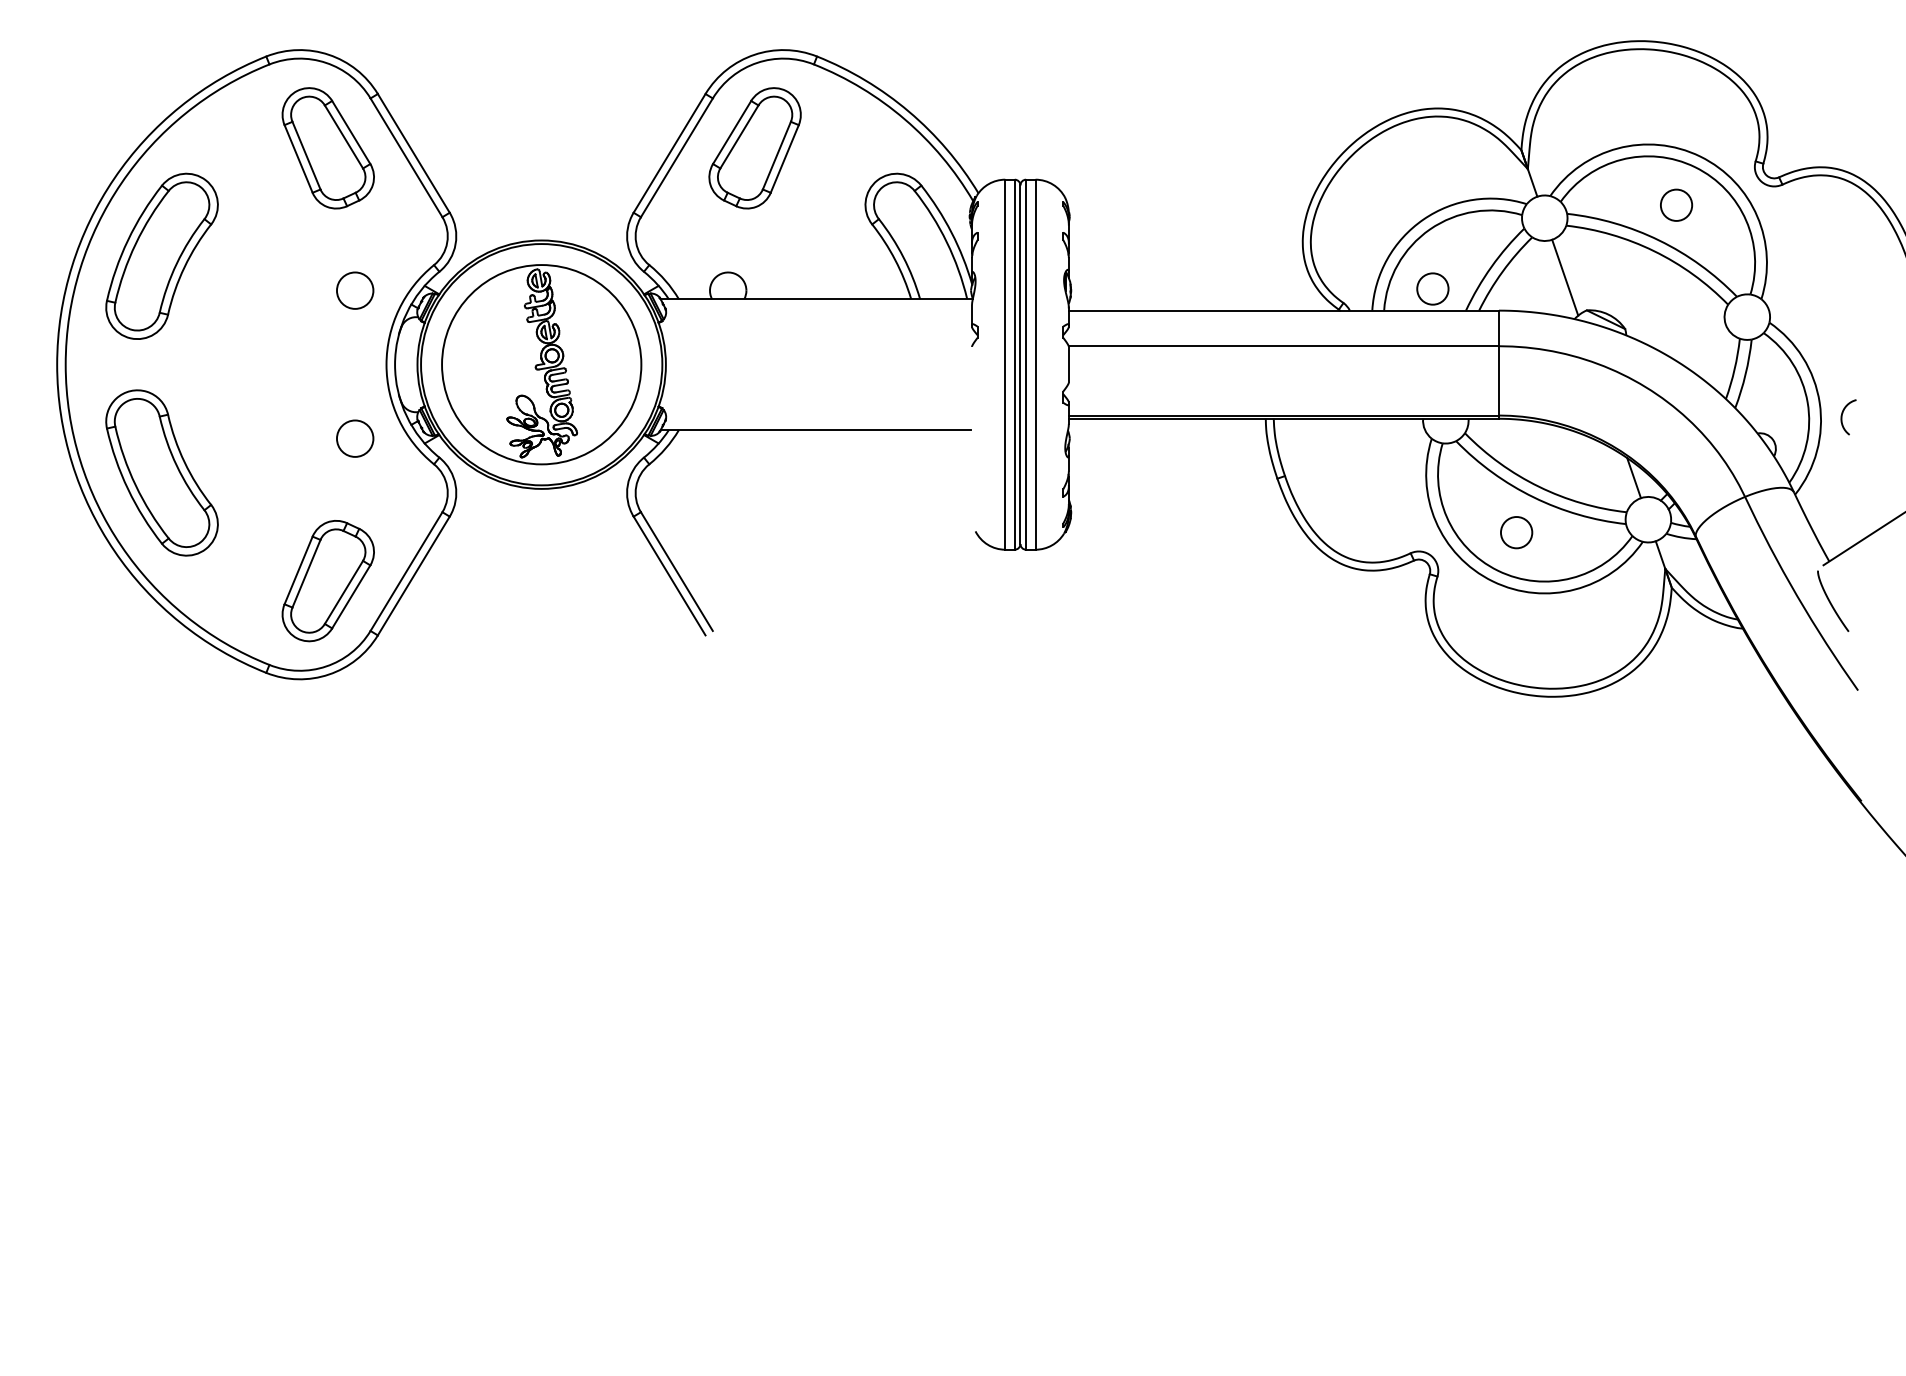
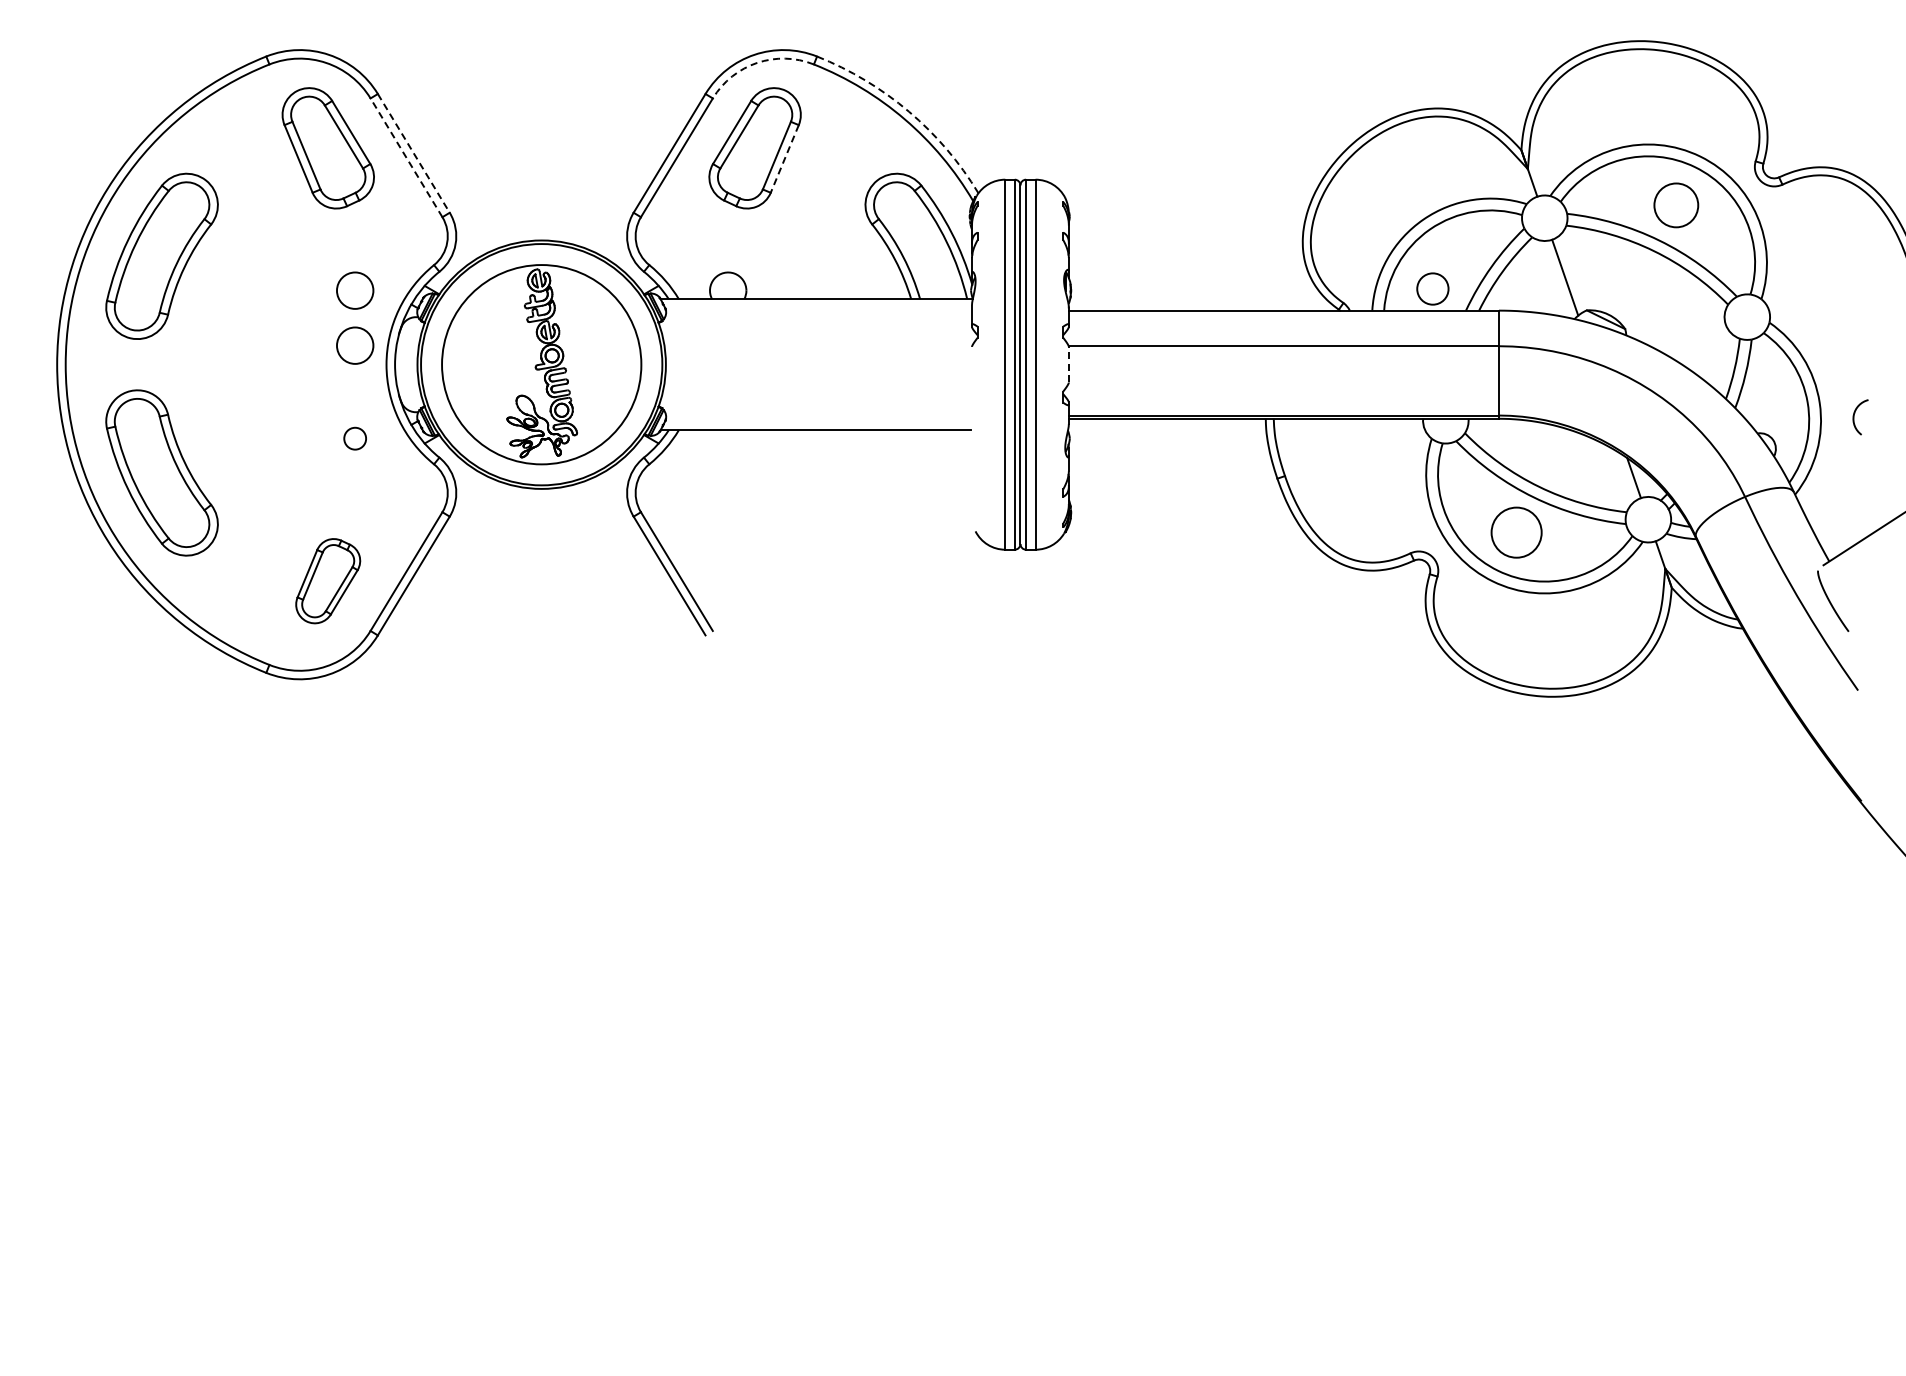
arc: solid -> dashed (757, 62)
arc: solid -> dashed (908, 111)
line: solid -> dashed (414, 153)
line: solid -> dashed (406, 157)
line: solid -> dashed (784, 158)
circle size: 34x34 px -> 47x47 px (1676, 205)
circle: none -> present (355, 345)
line: solid -> dashed (1068, 364)
arc position: (1842, 417) -> (1854, 417) (1854, 417)
circle diameter: 36 px -> 22 px (355, 438)
circle diameter: 31 px -> 50 px (1516, 532)
part size: 94x123 px -> 67x87 px (328, 581)
